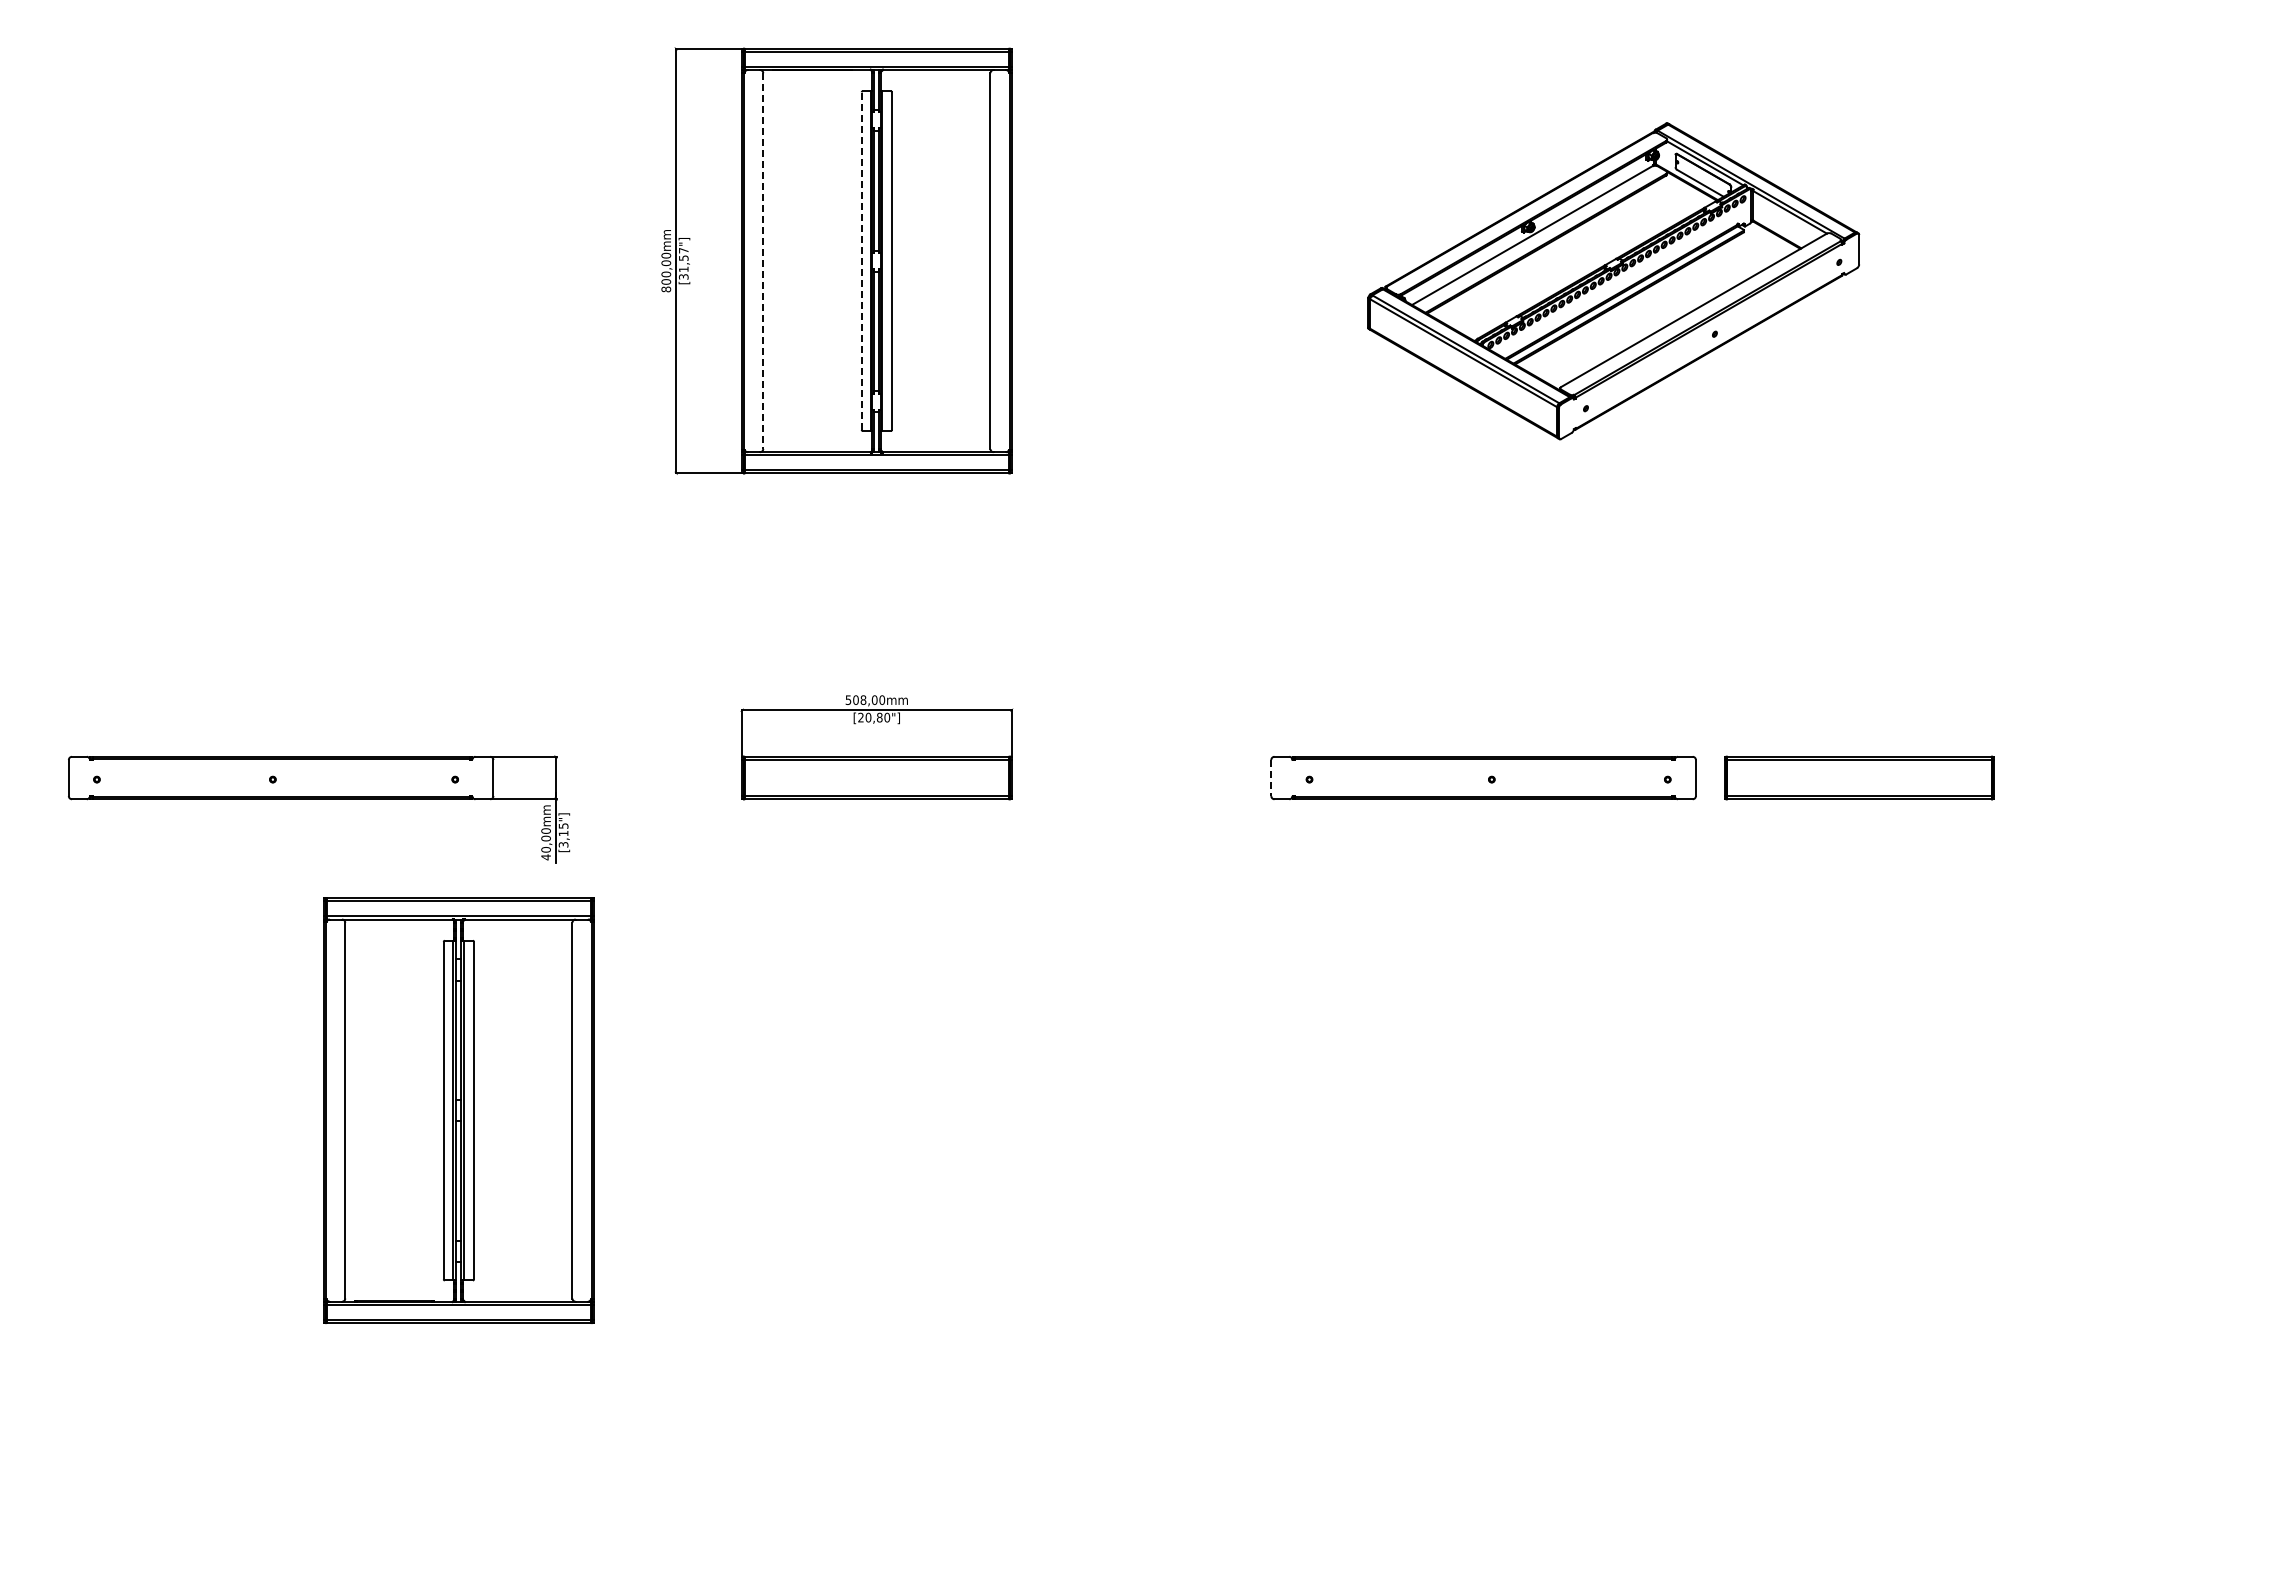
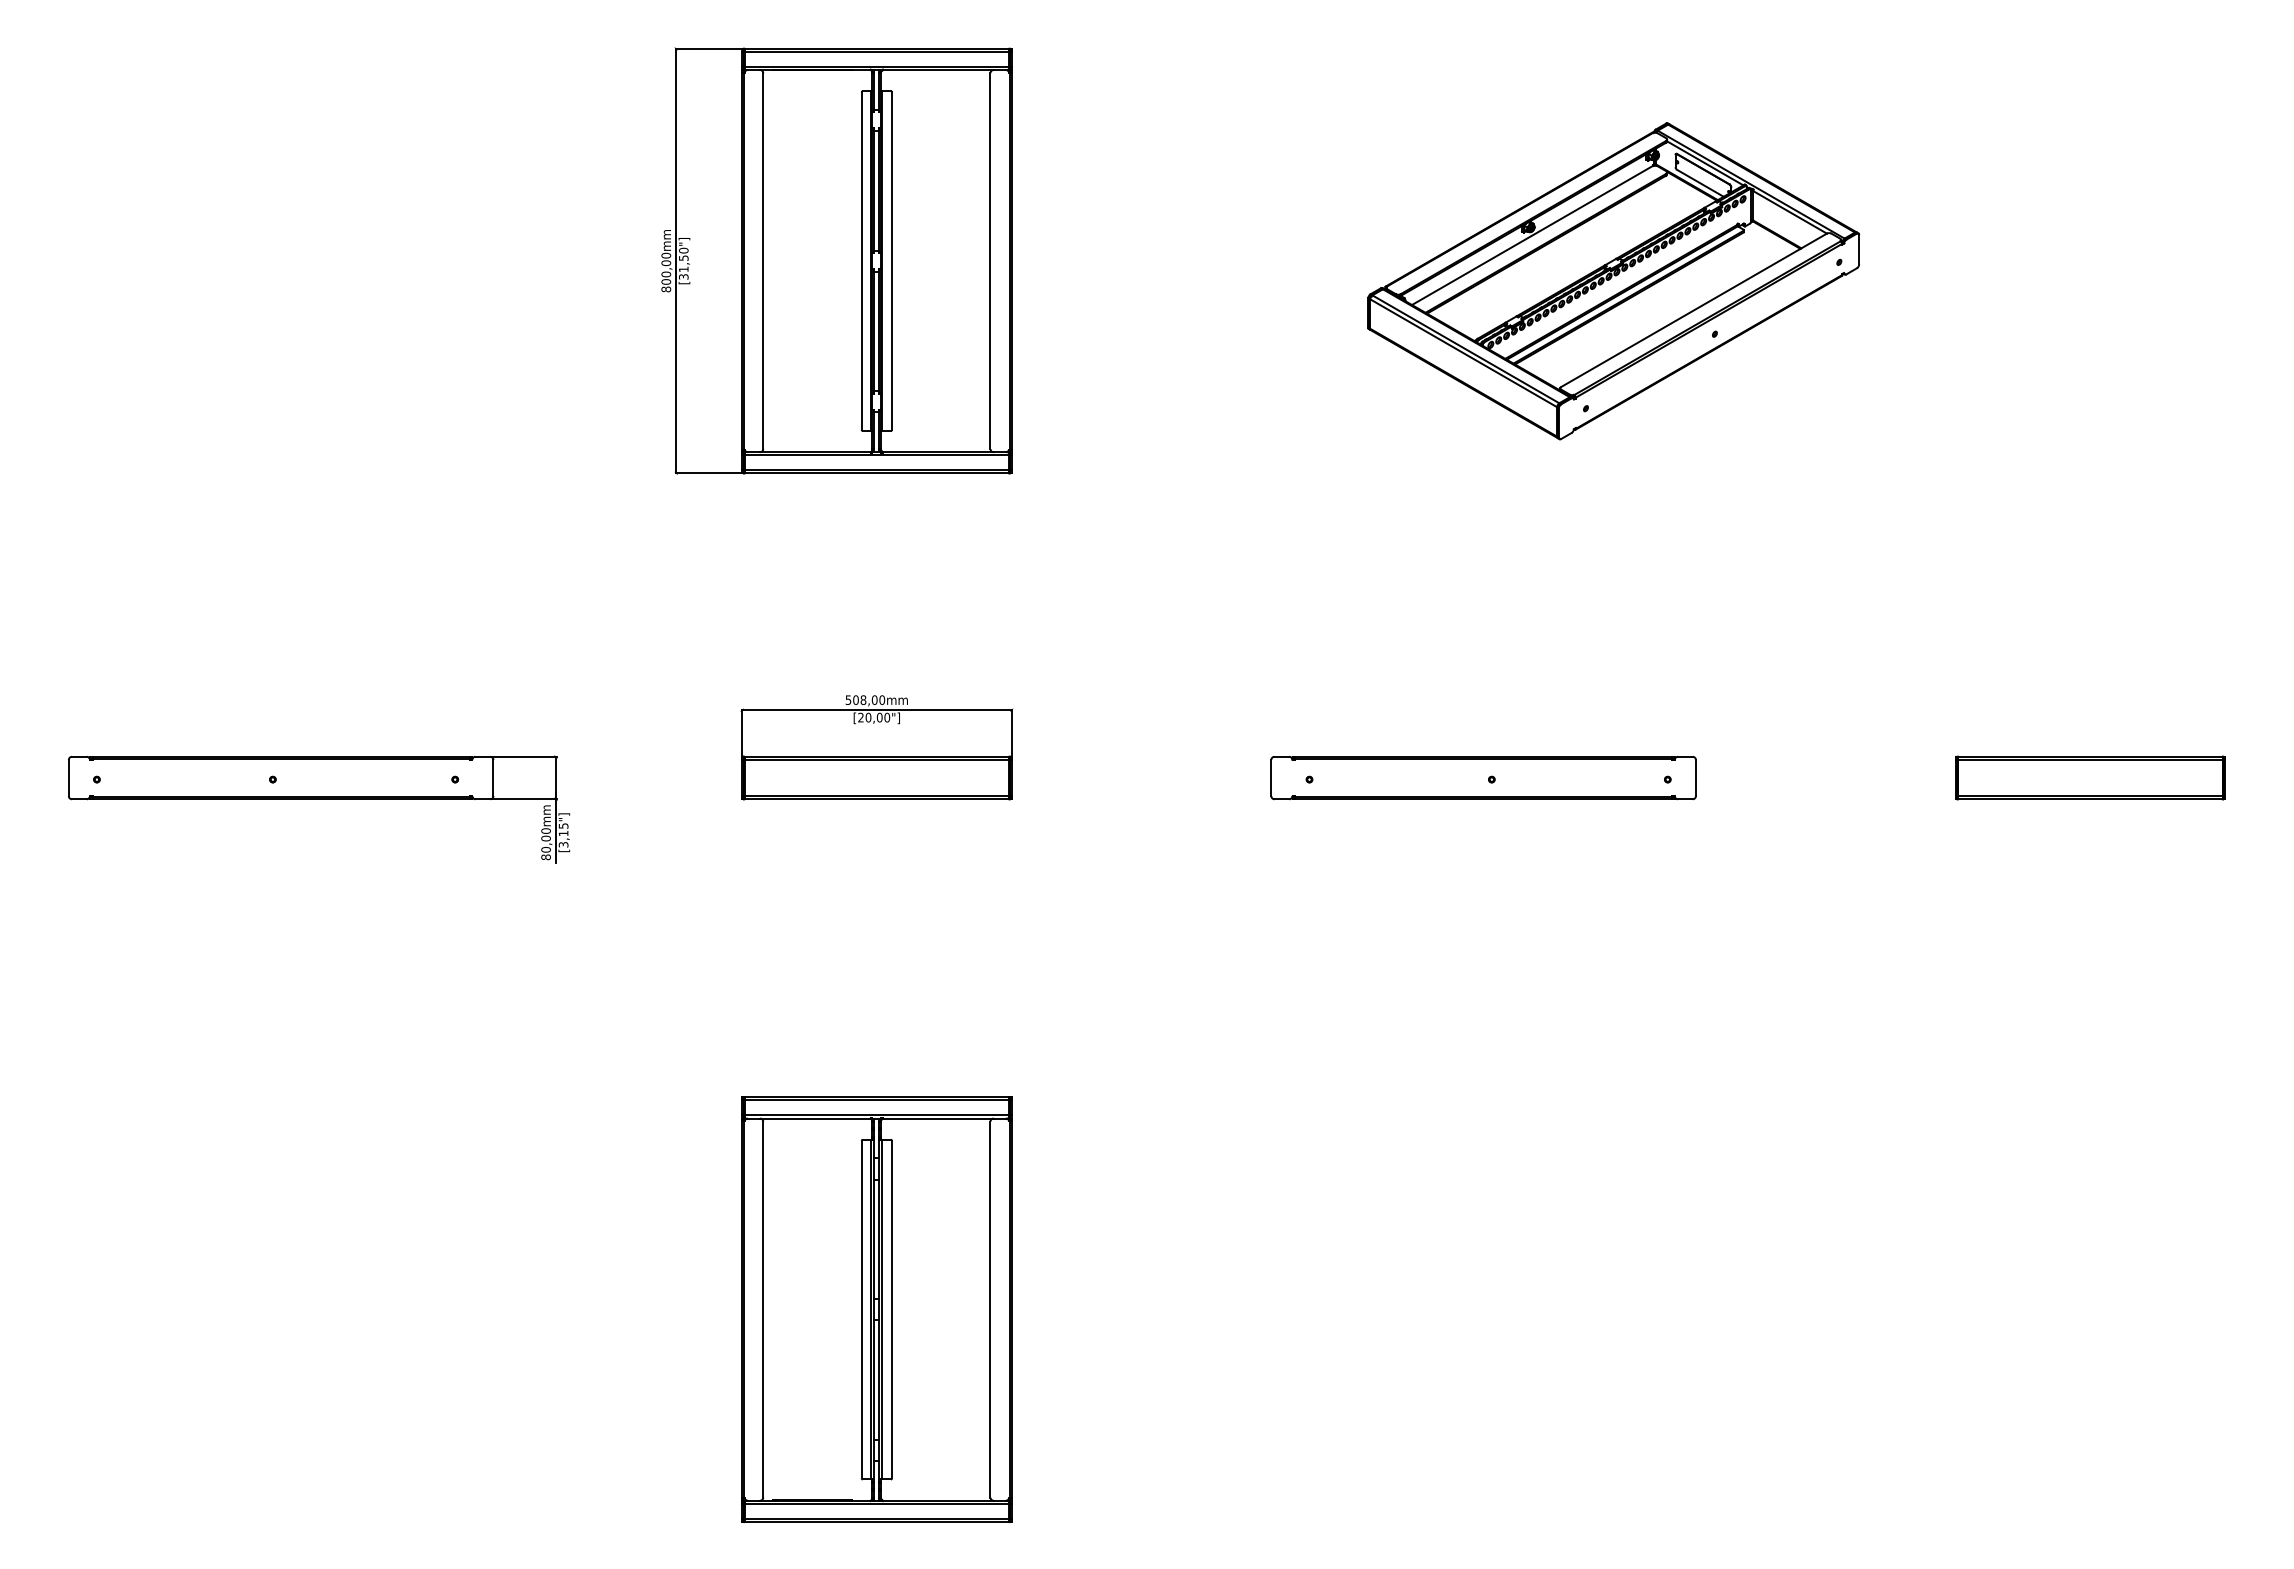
text: [31,57"] -> [31,50"] (683, 250)
line: dashed -> solid (763, 261)
line: dashed -> solid (861, 261)
text: [20,80"] -> [20,00"] (879, 717)
part position: (1859, 777) -> (2090, 777) (2090, 777)
line: dashed -> solid (1271, 778)
text: 40,00mm -> 80,00mm (545, 857)
part position: (458, 1110) -> (876, 1309) (876, 1309)
